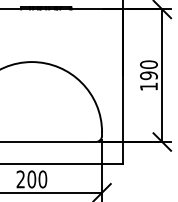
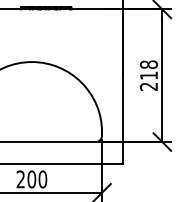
text: 190 -> 218 (148, 75)
